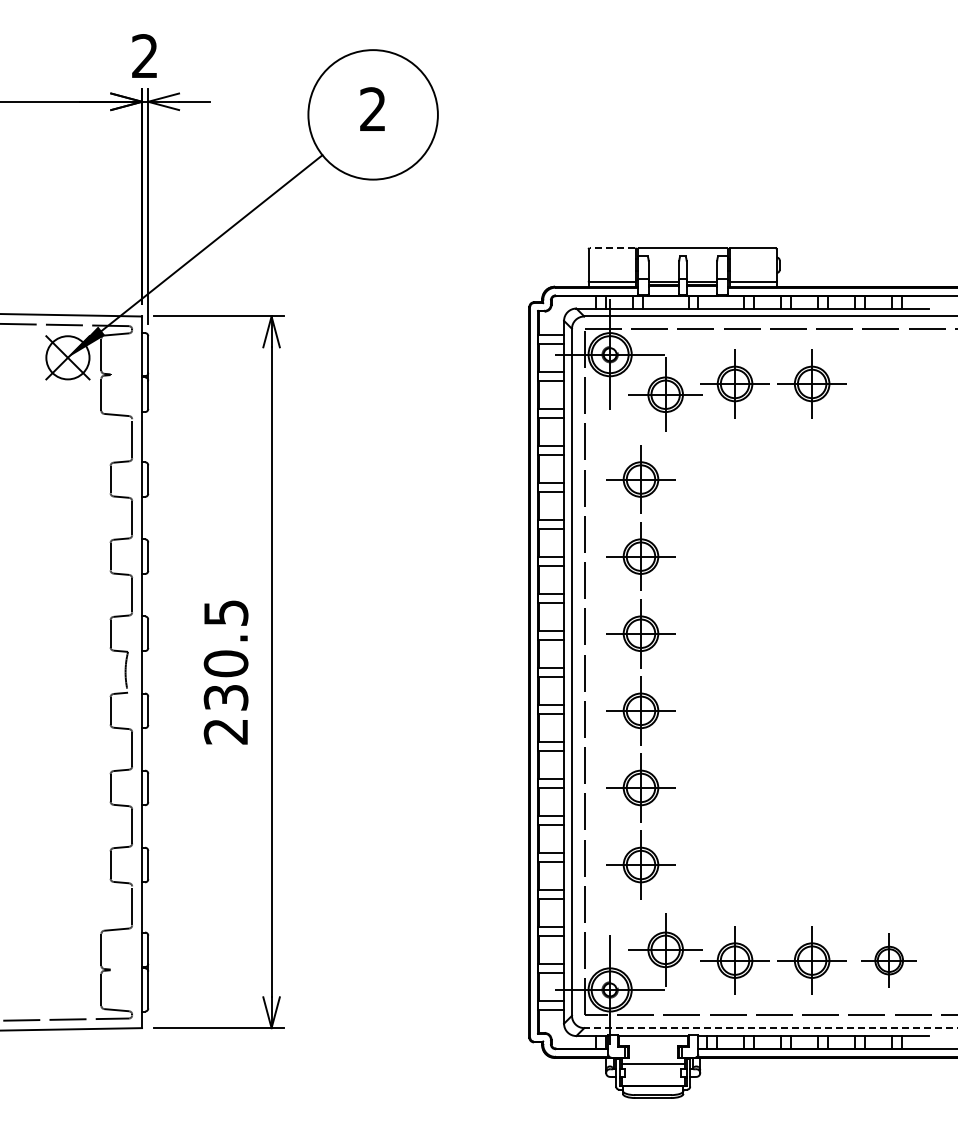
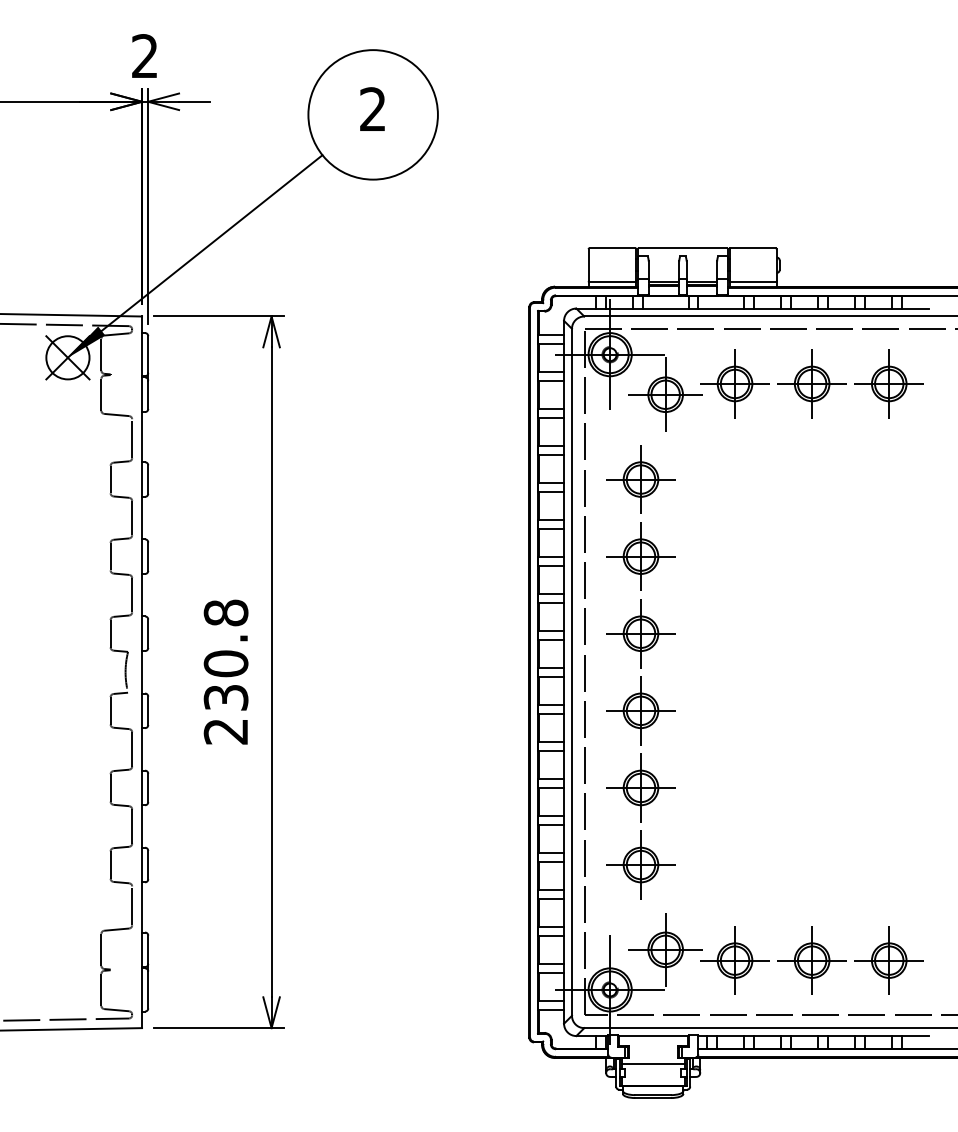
line: dashed -> solid (612, 248)
part: none -> present (888, 383)
text: 230.5 -> 230.8 (225, 612)
part size: 56x55 px -> 70x69 px (888, 960)
line: dashed -> solid (770, 1028)
